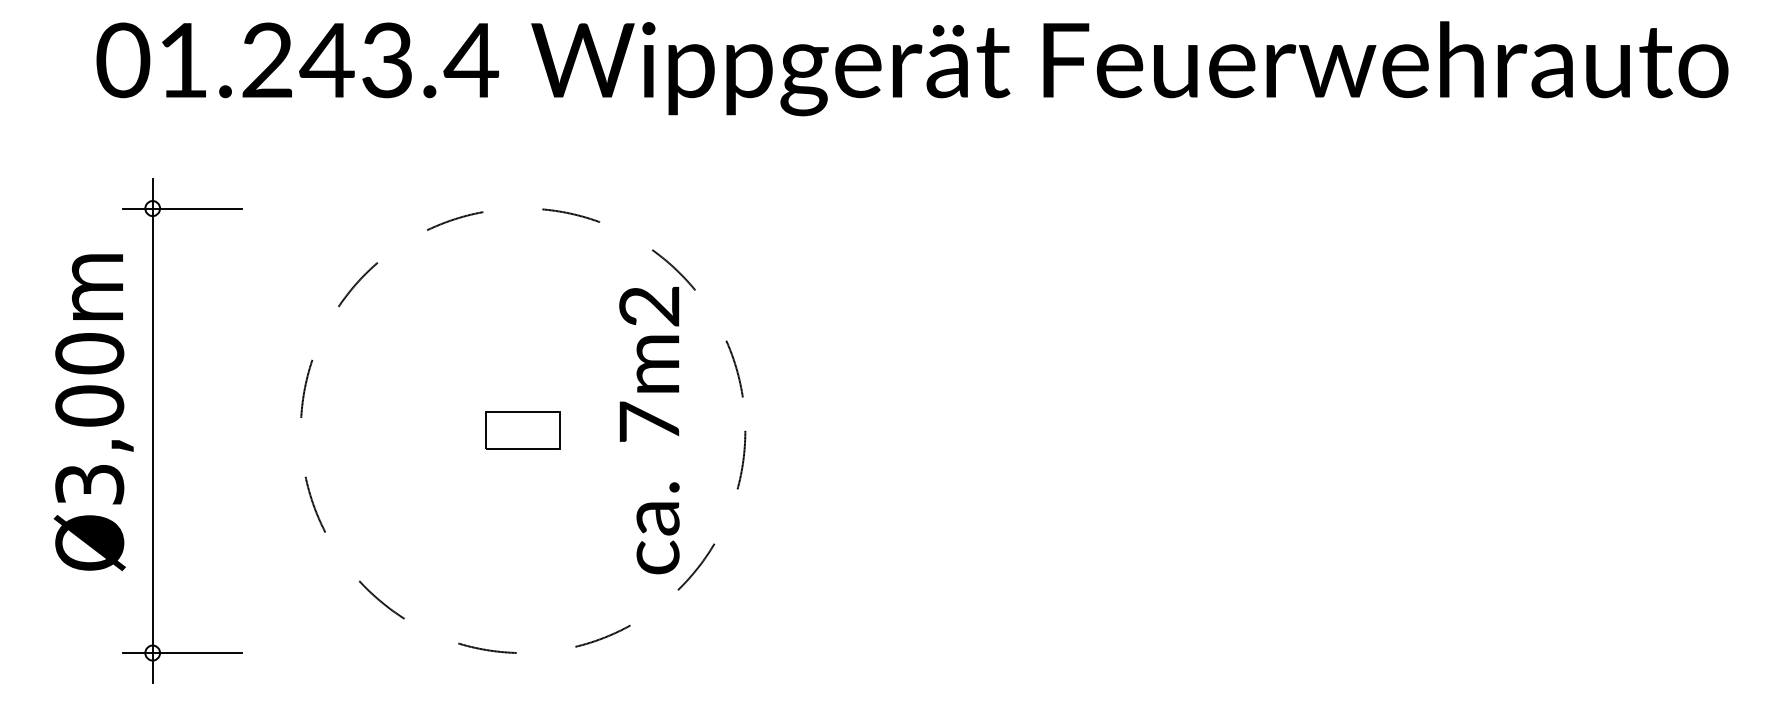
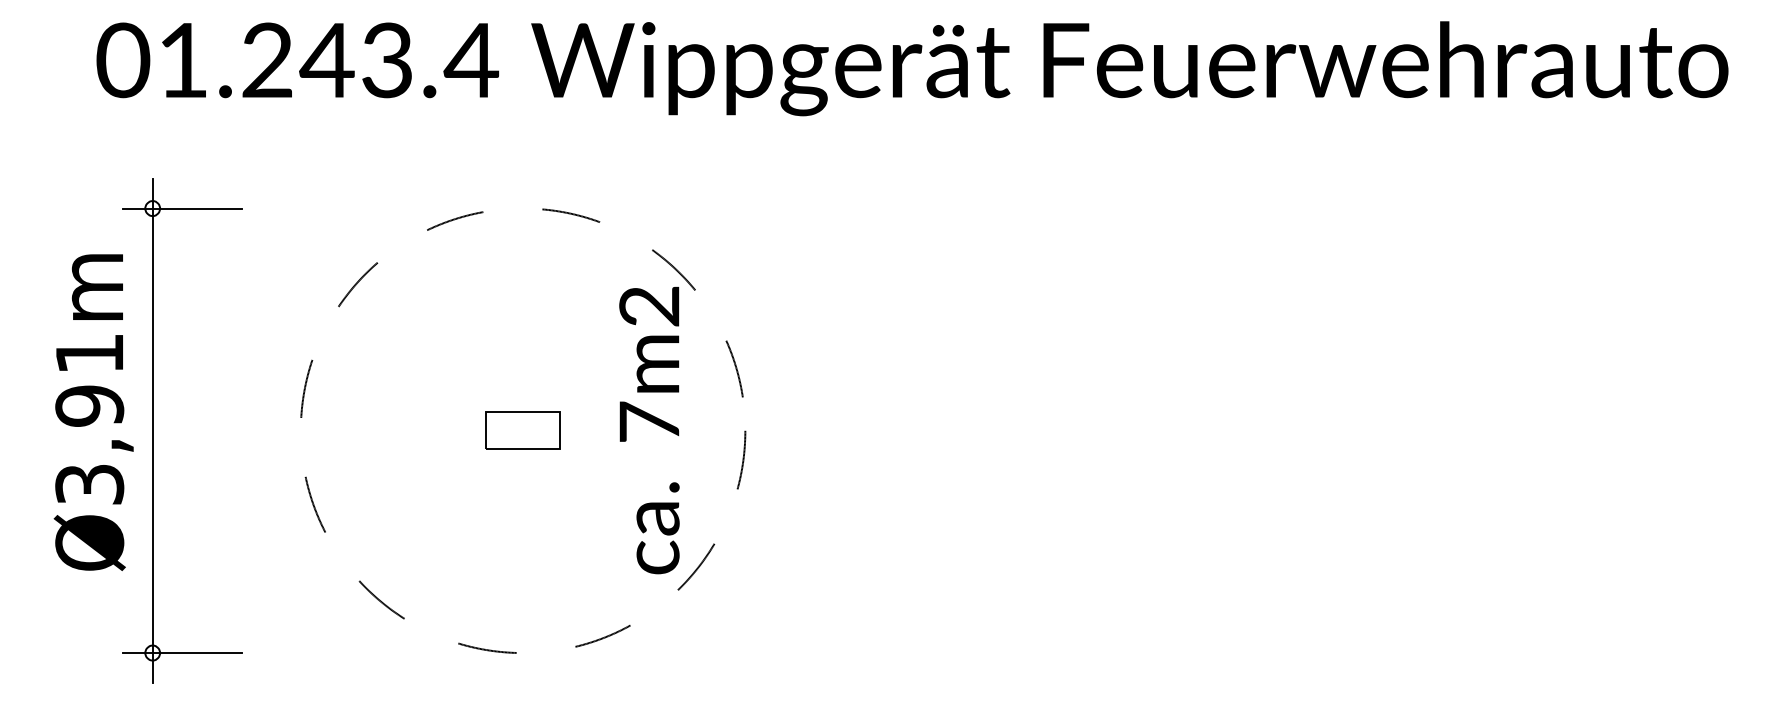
text: Ø3,00m -> Ø3,91m (89, 379)
